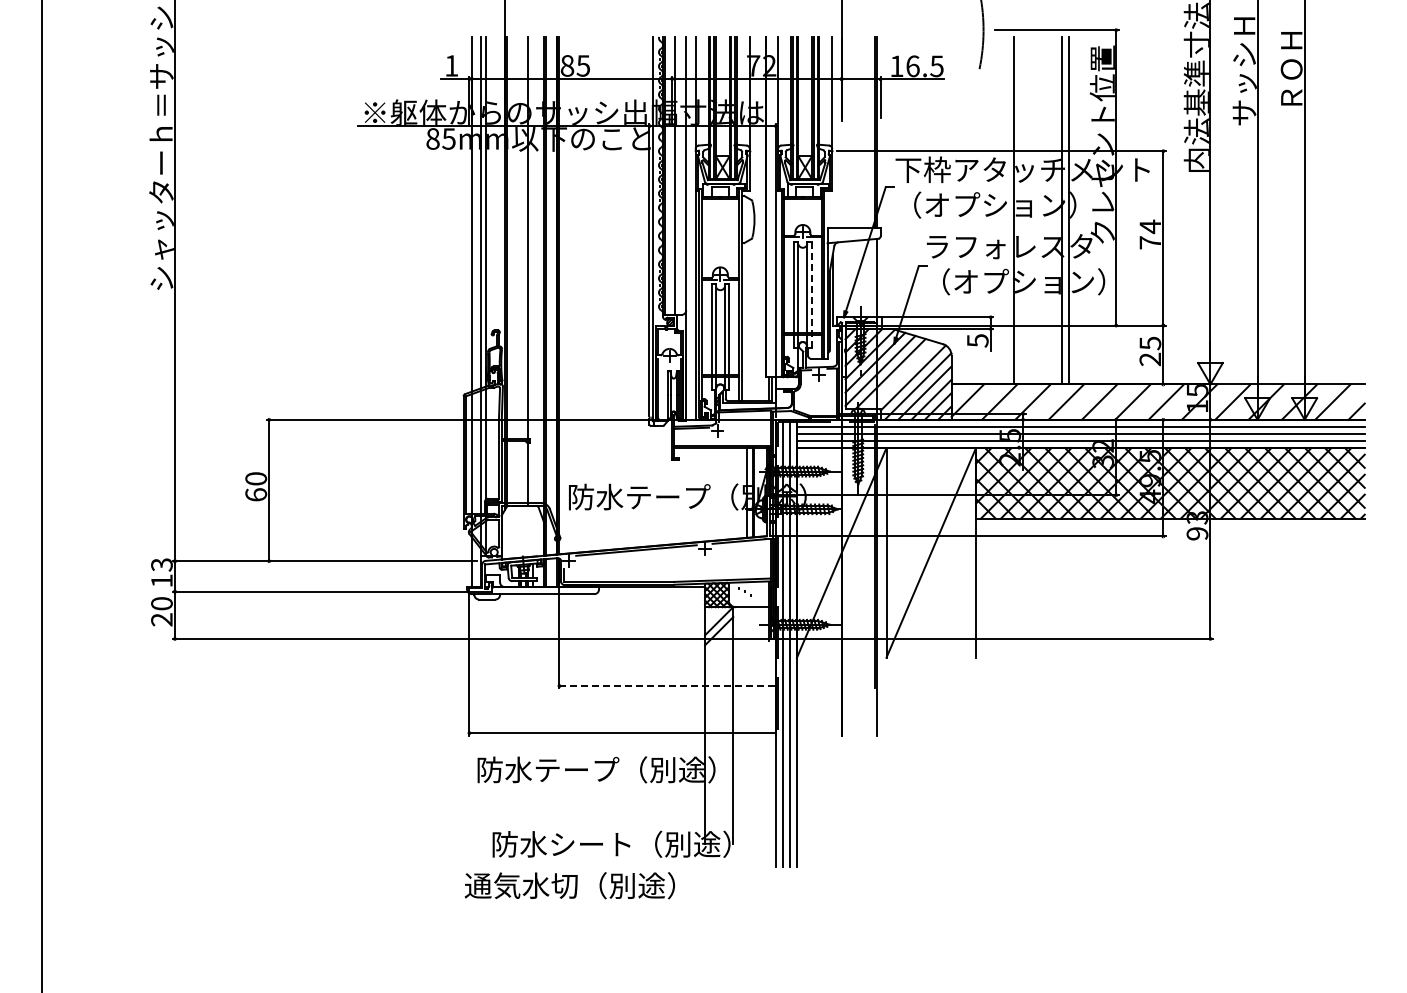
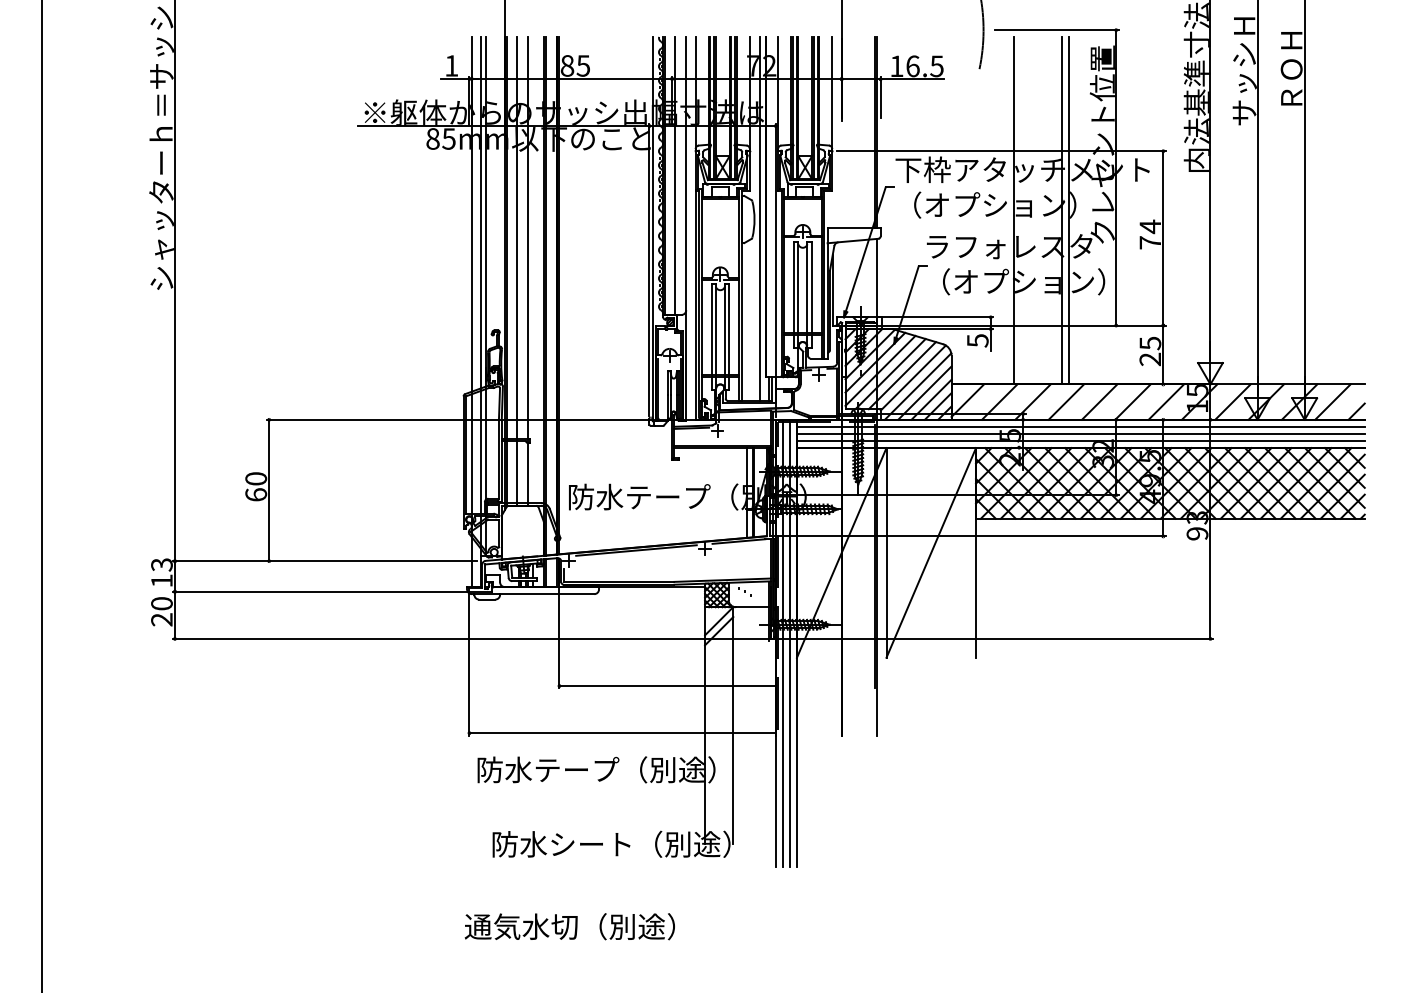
line: none -> present (760, 218)
line: none -> present (517, 270)
line: dashed -> solid (811, 294)
line: none -> present (901, 375)
line: dashed -> solid (668, 686)
text position: (569, 885) -> (569, 926) (569, 926)
